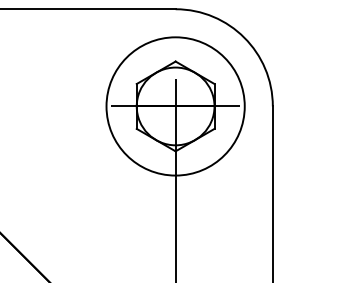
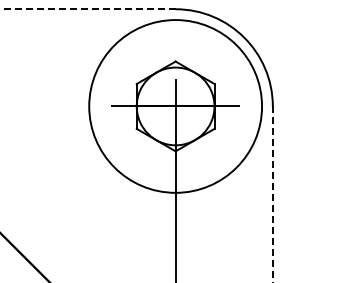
line: solid -> dashed (88, 9)
circle diameter: 138 px -> 173 px (175, 106)
line: solid -> dashed (272, 195)
